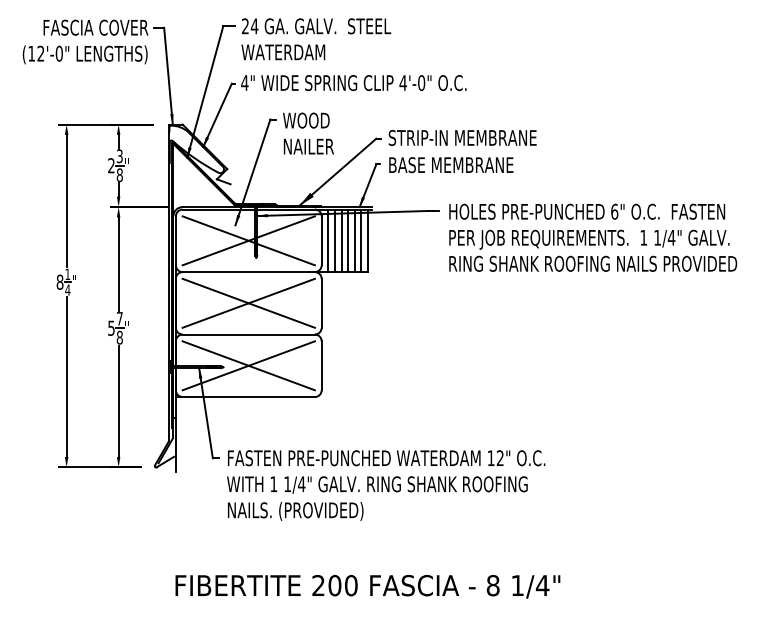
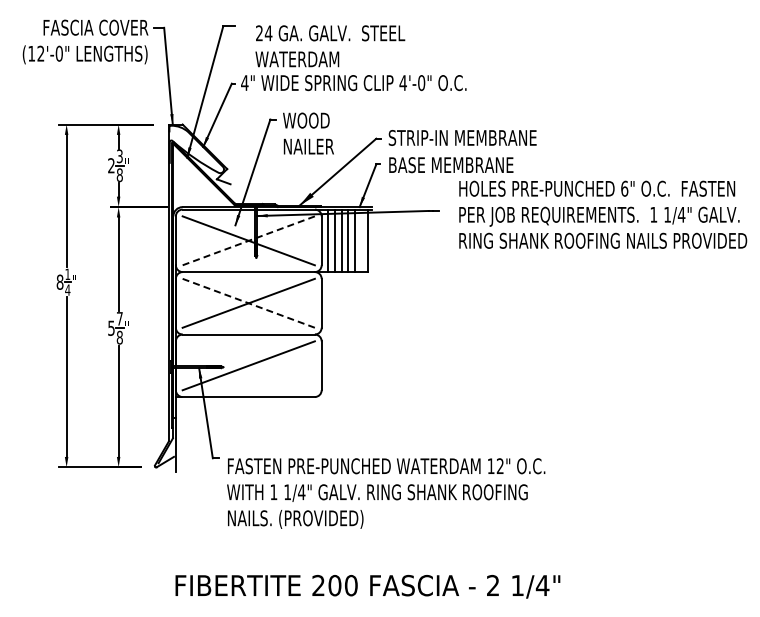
text position: (316, 39) -> (330, 46) (330, 46)
text position: (593, 237) -> (603, 214) (603, 214)
line: solid -> dashed (248, 240)
line: present -> none (361, 240)
line: solid -> dashed (248, 303)
line: present -> none (248, 365)
text position: (386, 485) -> (386, 493) (386, 493)
text: 8 -> 2 (492, 585)
